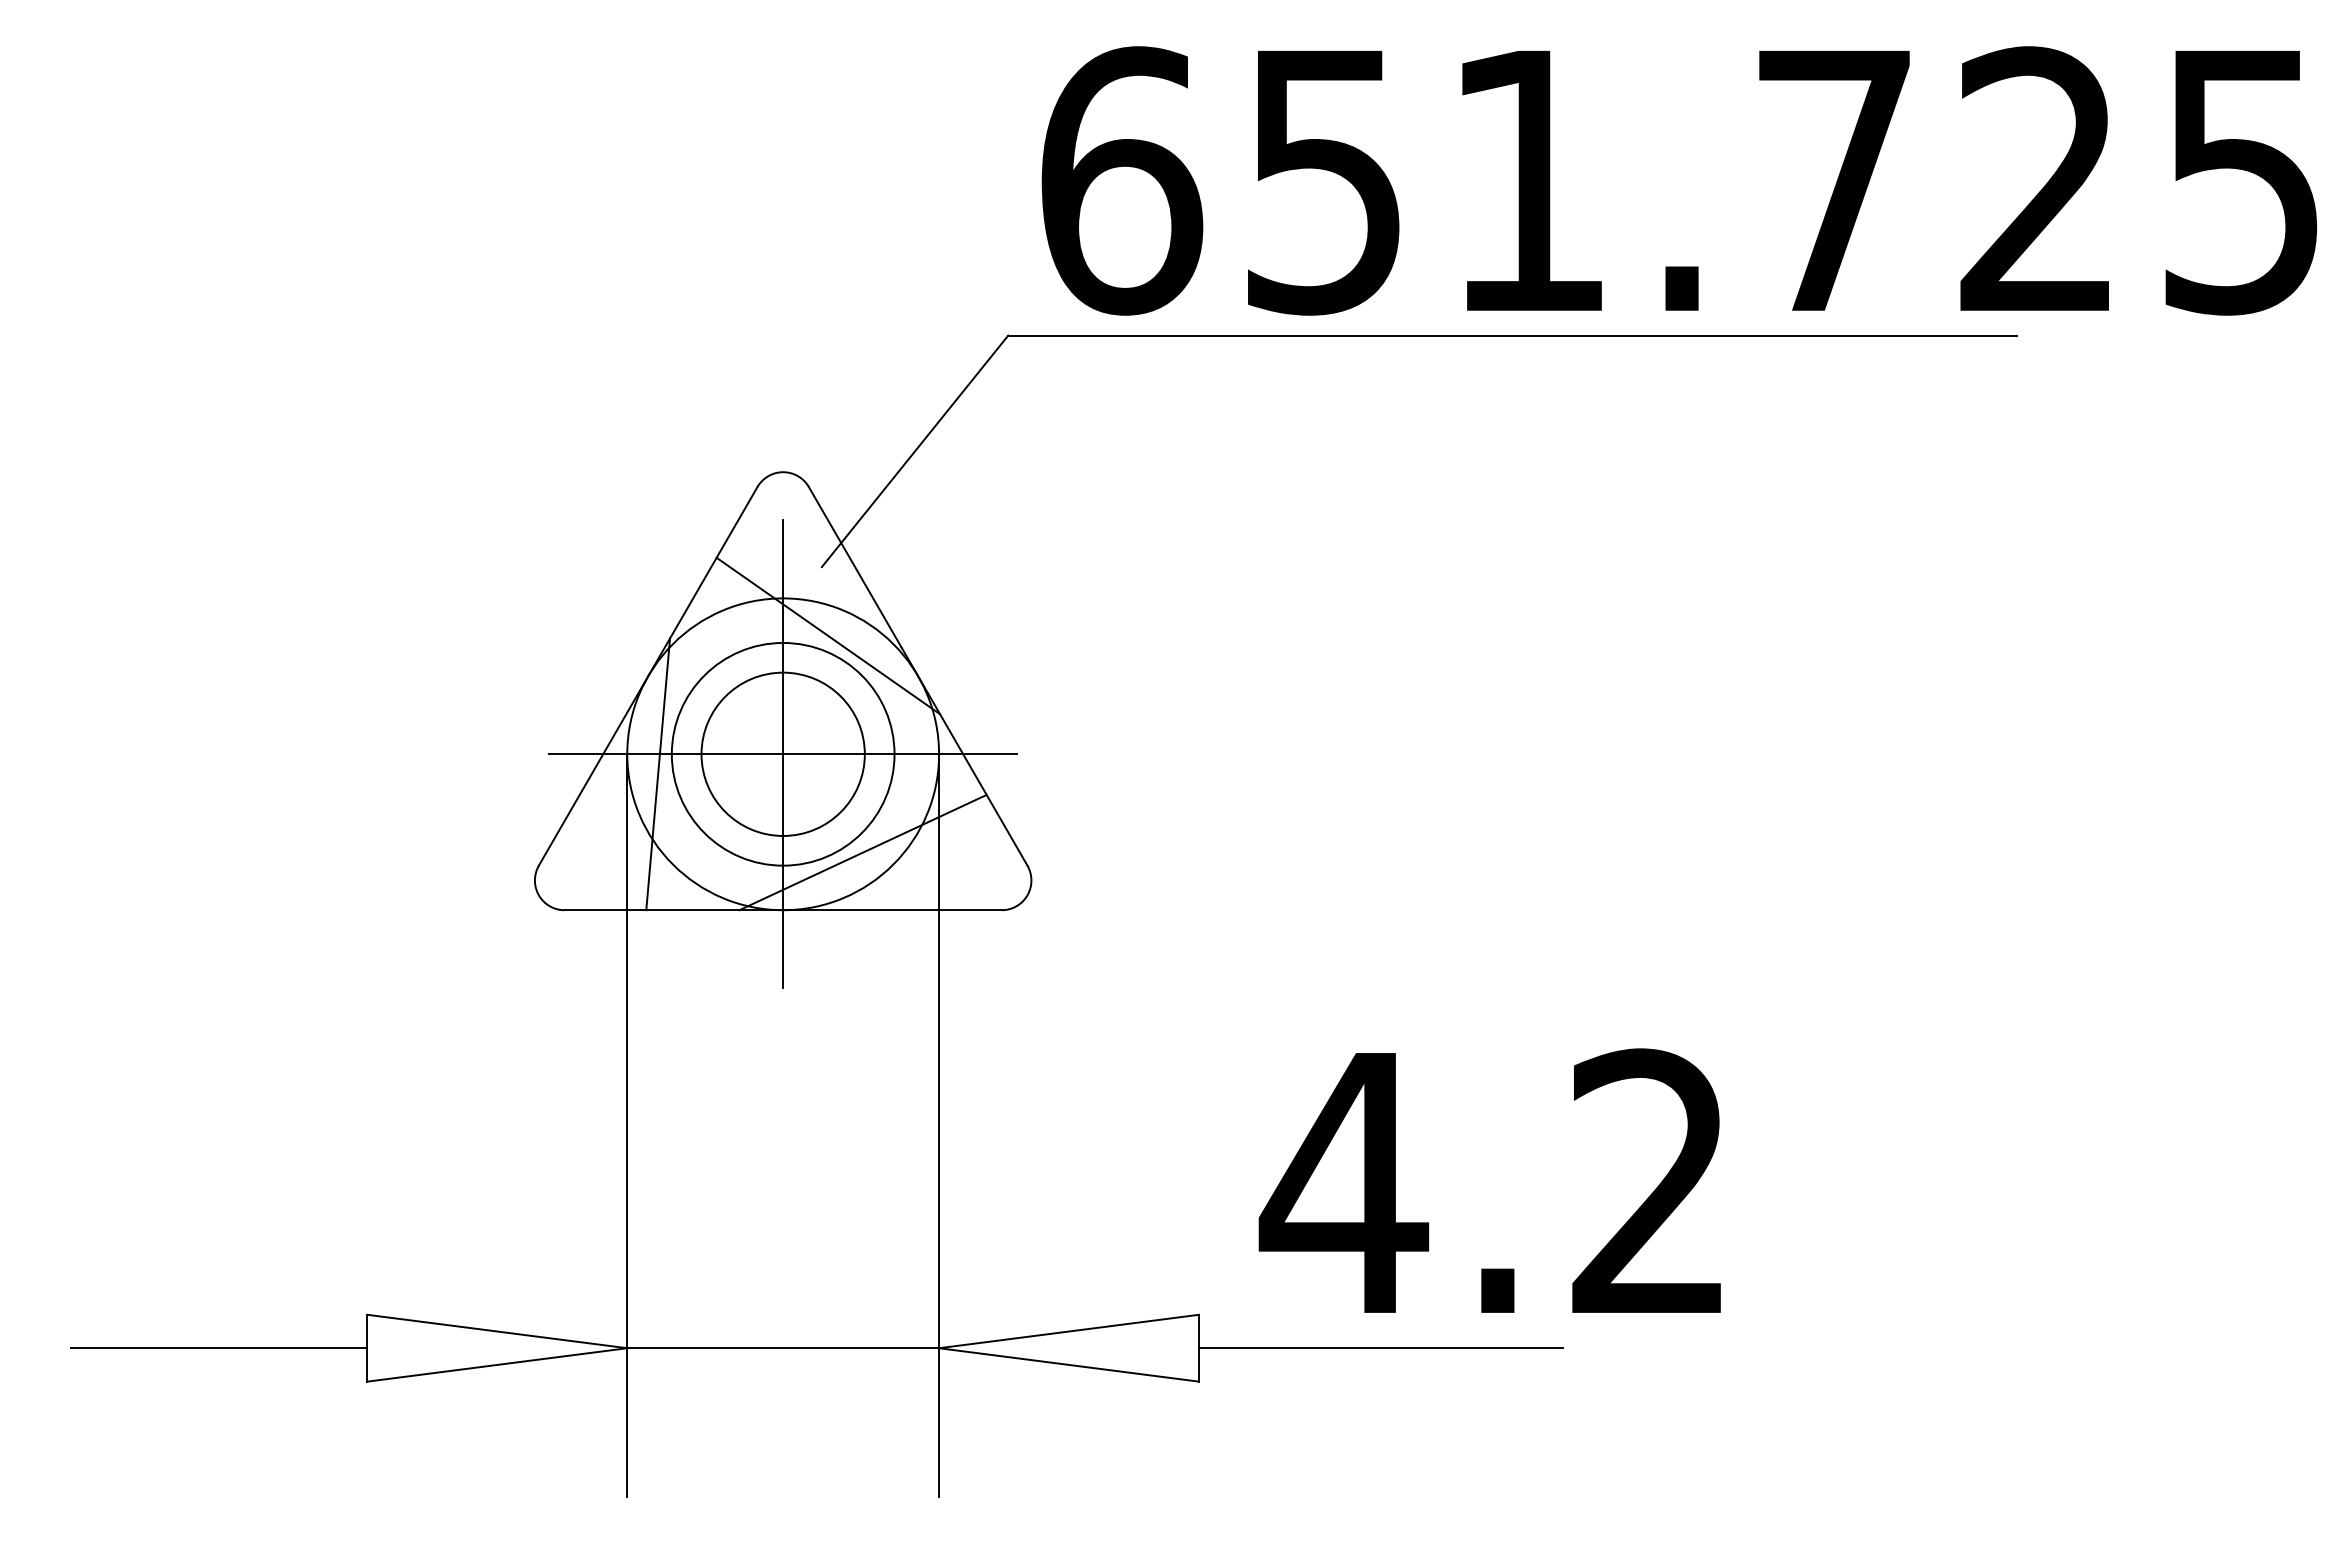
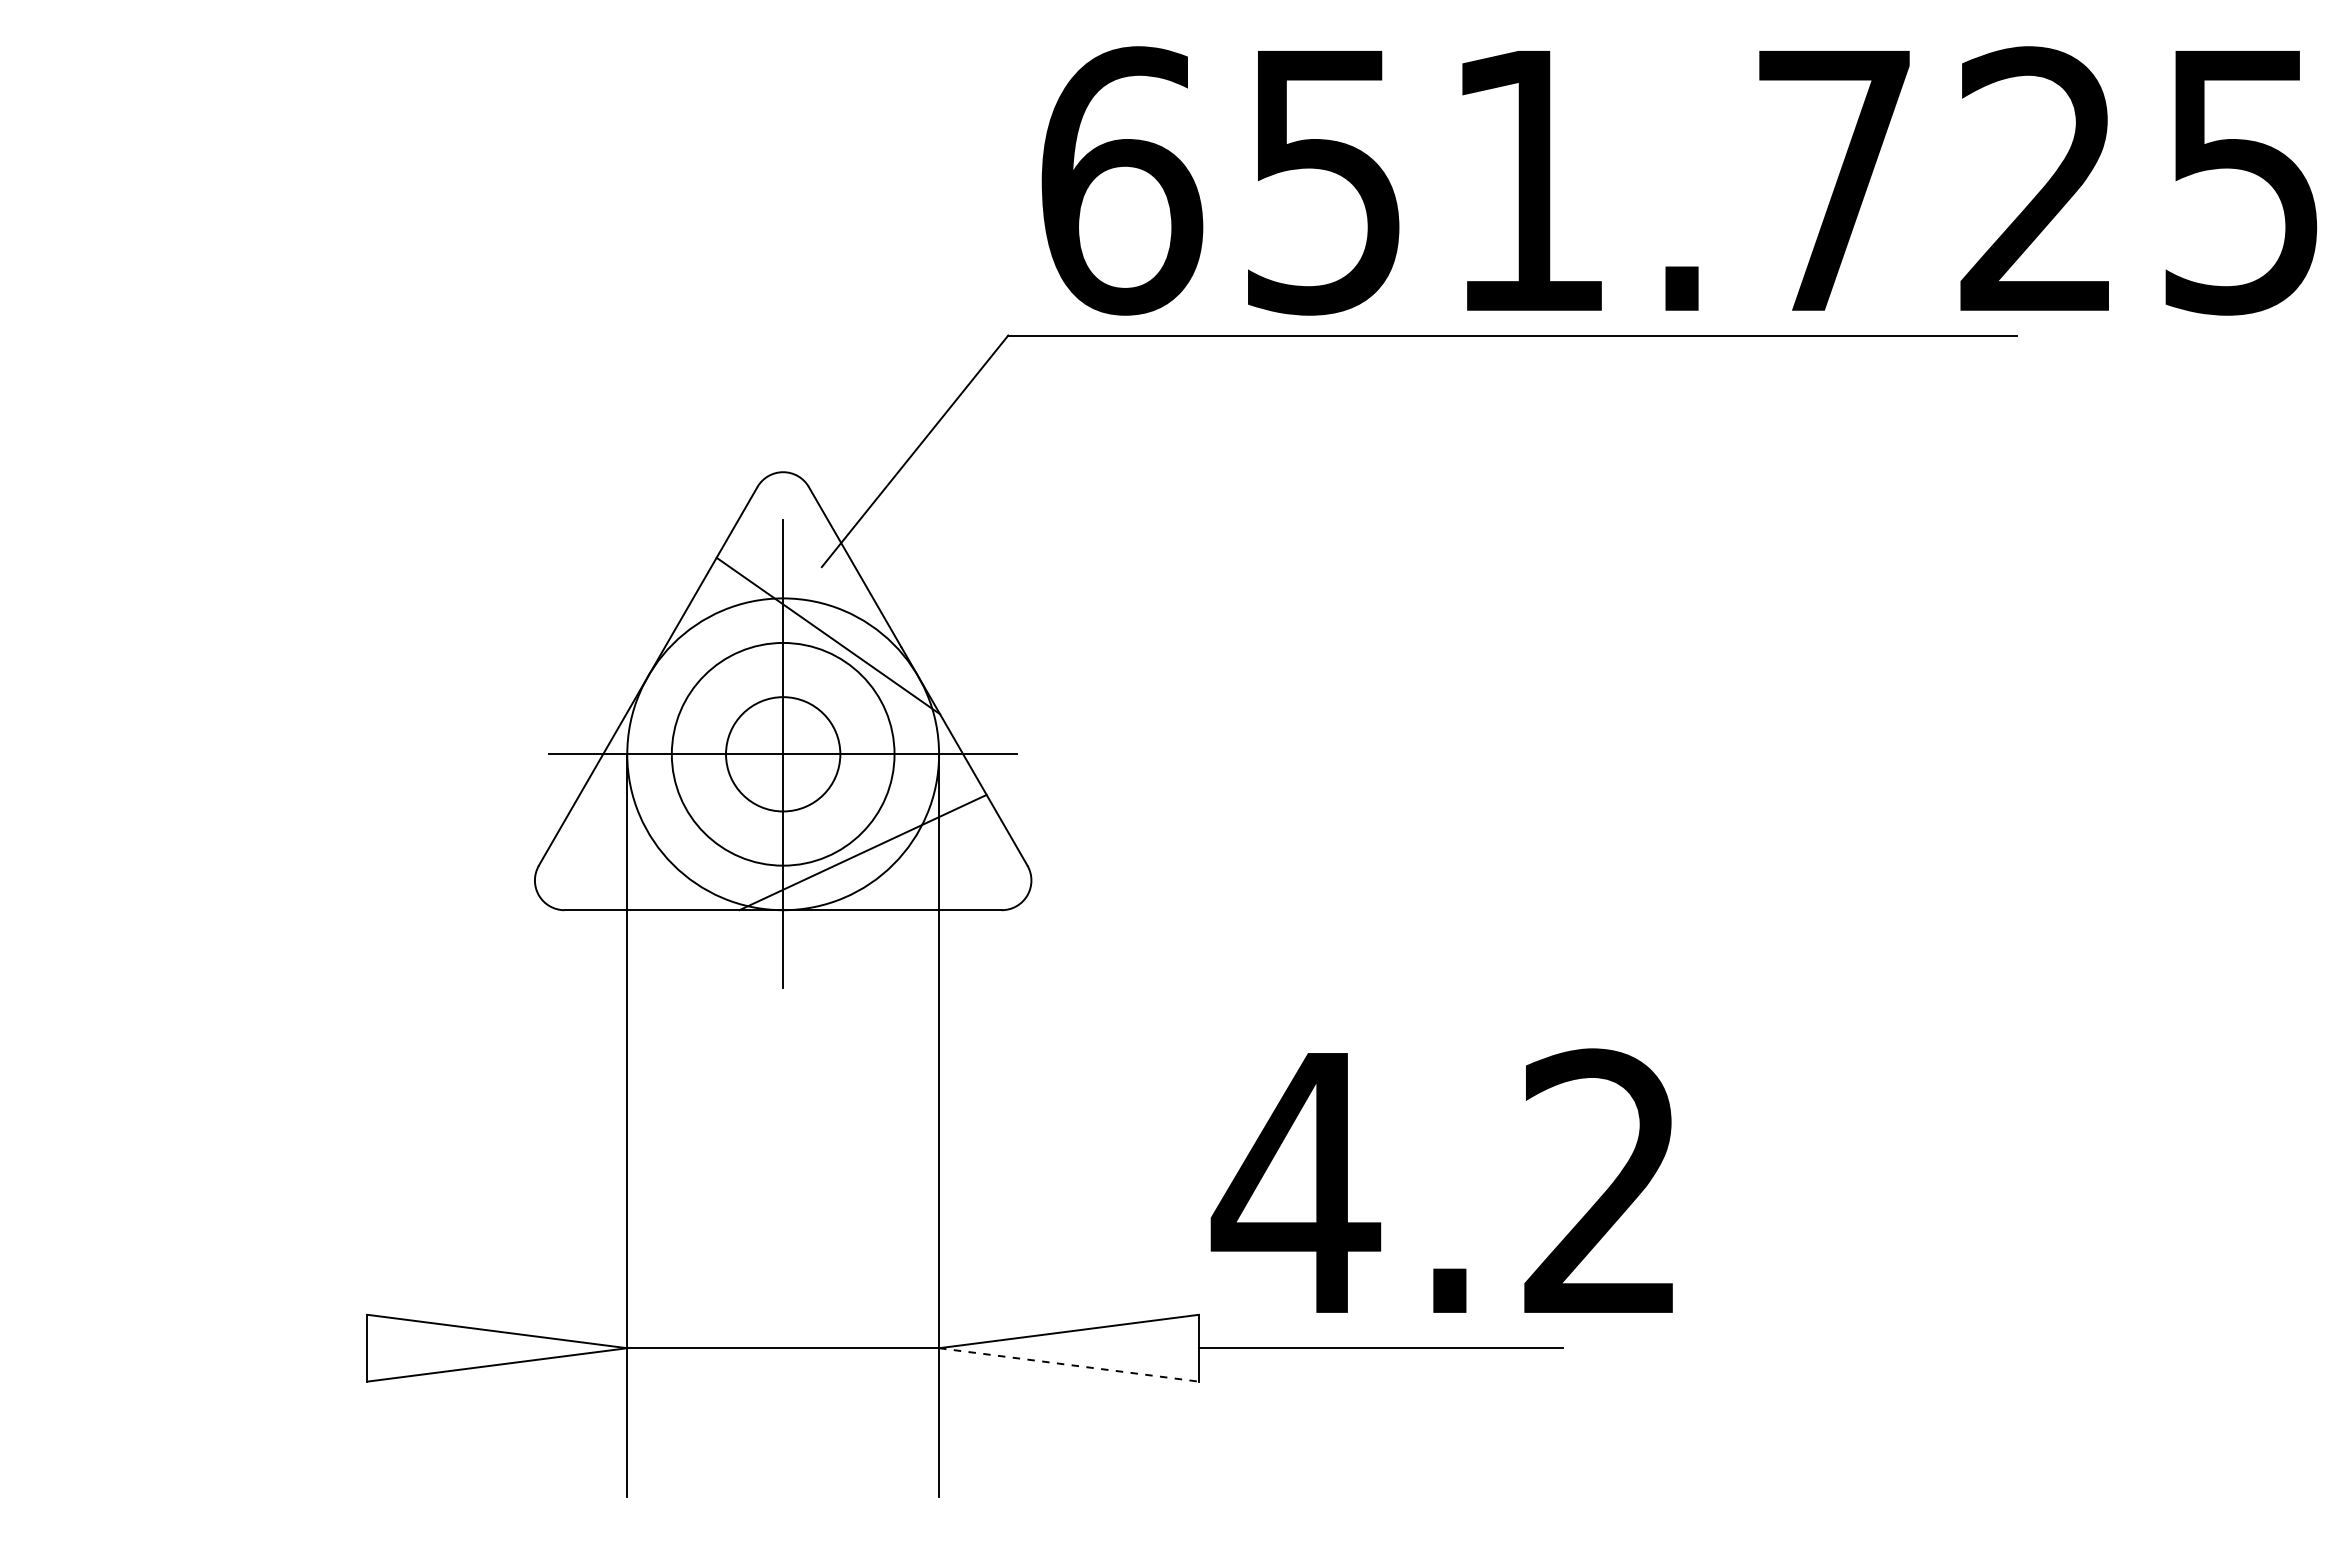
circle diameter: 163 px -> 114 px (783, 754)
line: present -> none (658, 774)
text position: (1489, 1180) -> (1441, 1180) (1441, 1180)
line: present -> none (218, 1348)
line: solid -> dashed (1069, 1364)
